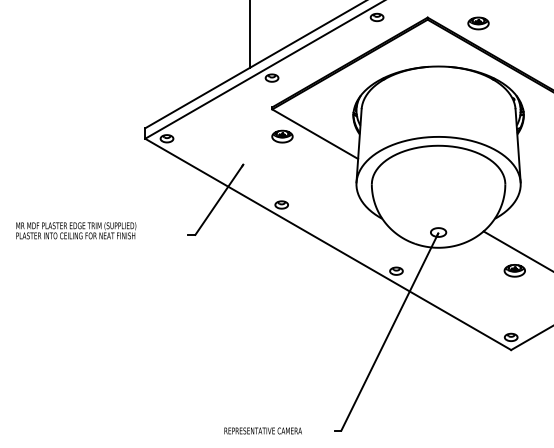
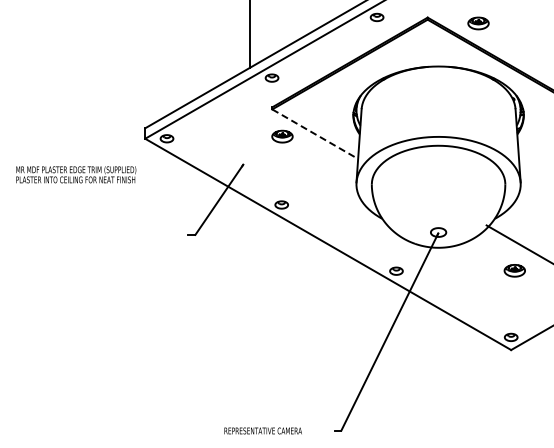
line: solid -> dashed (315, 134)
text position: (76, 230) -> (76, 174) (76, 174)
line position: (516, 250) -> (518, 243) (518, 243)
